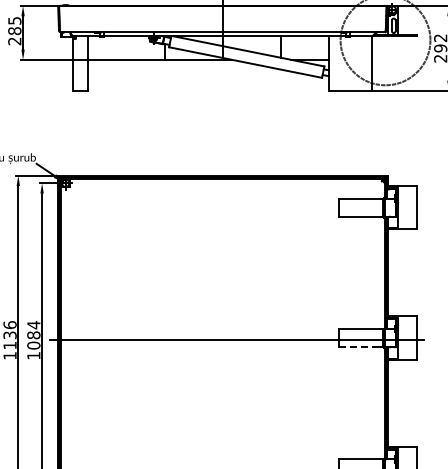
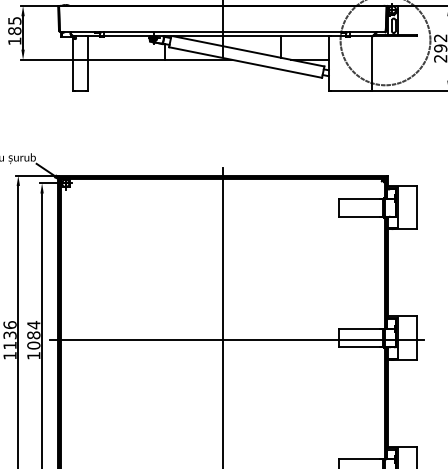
text: 285 -> 185 (14, 41)
line: none -> present (222, 316)
line: dashed -> solid (360, 346)
